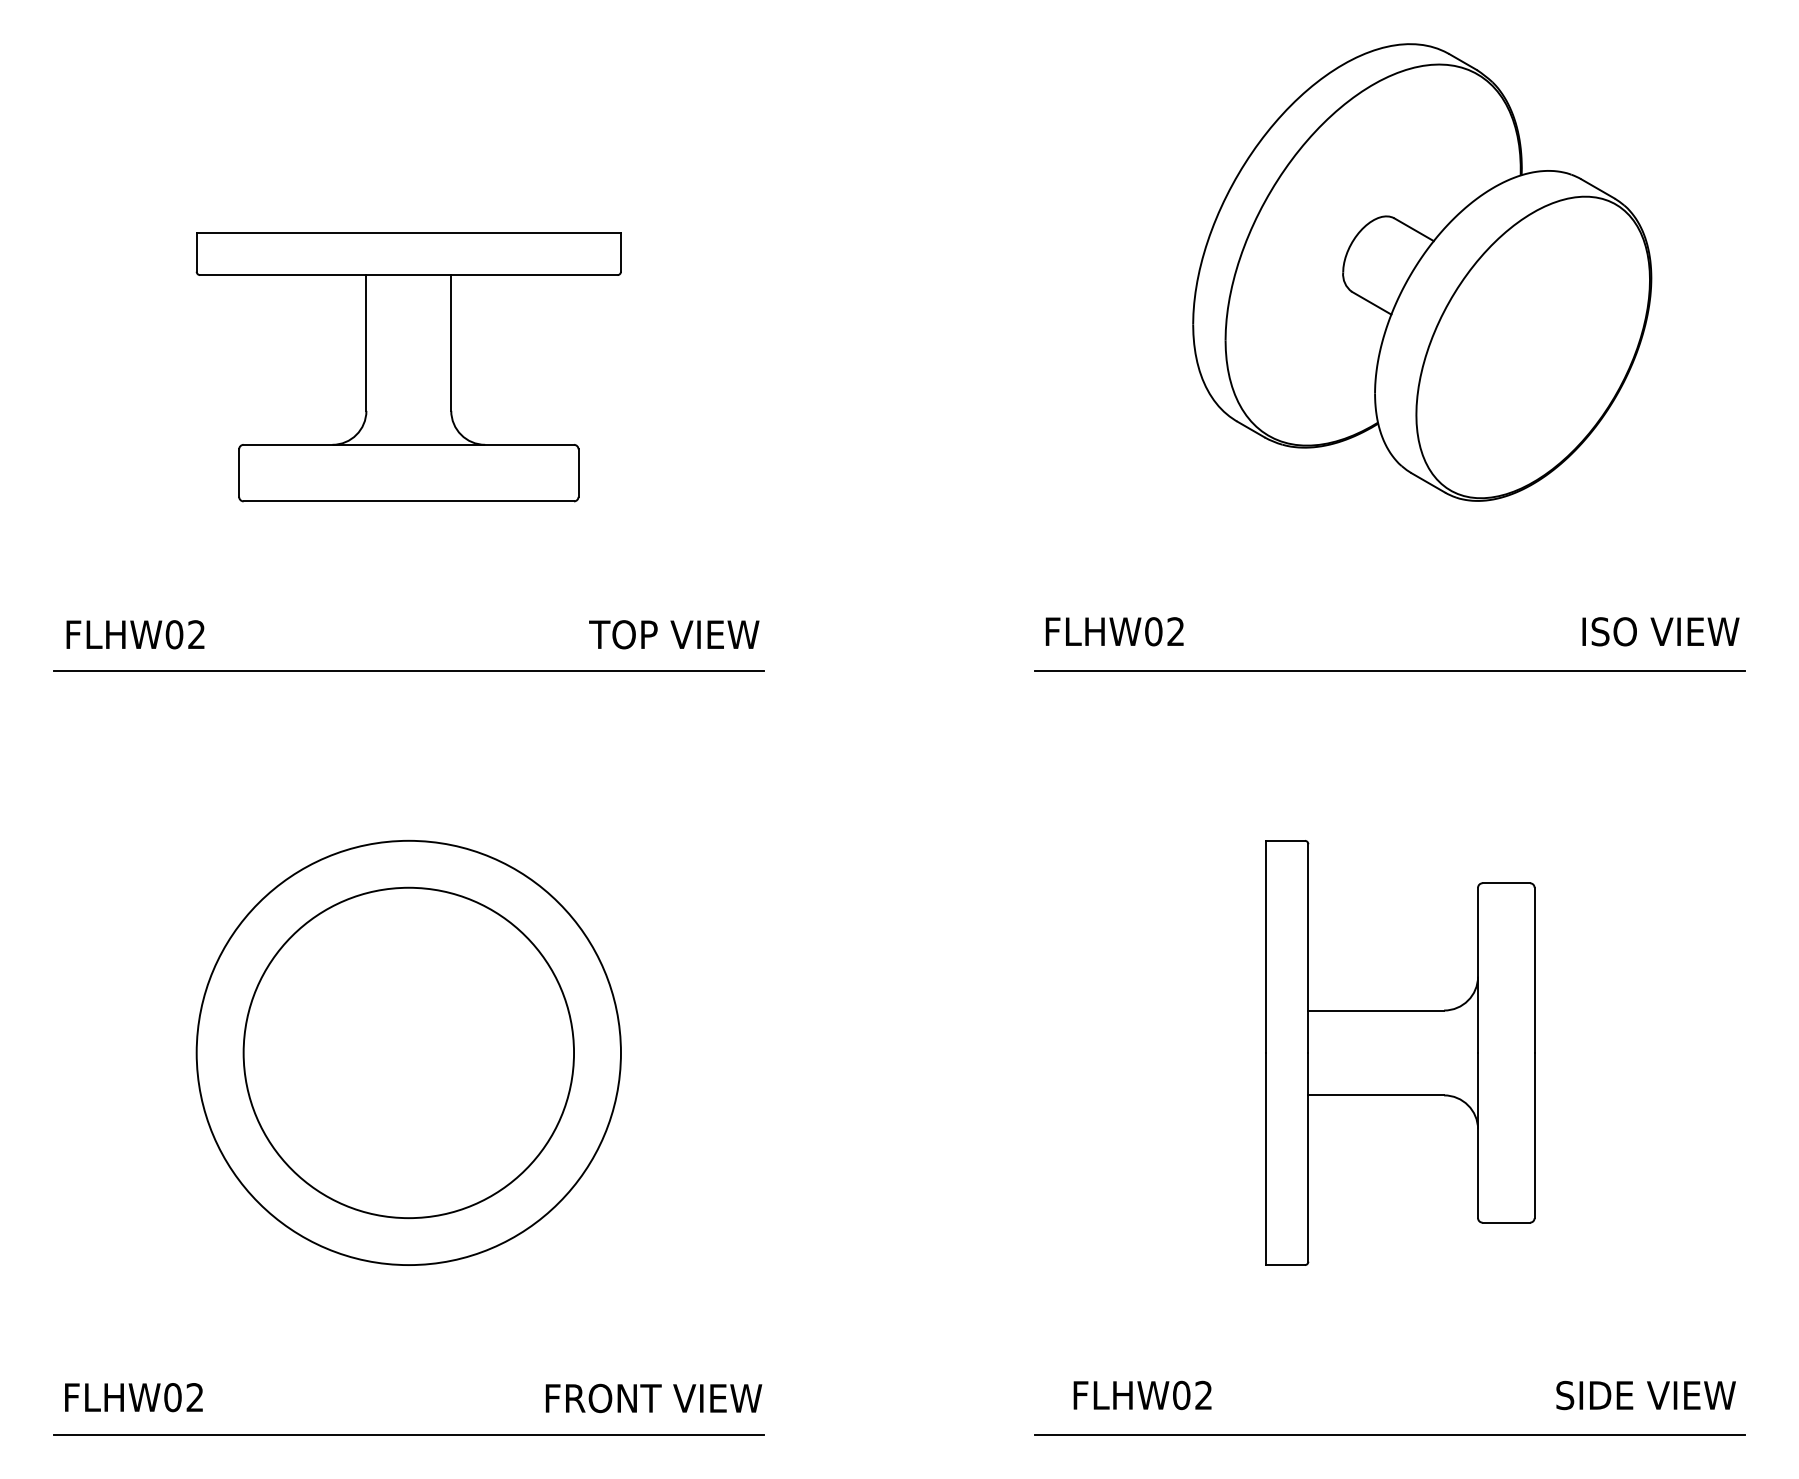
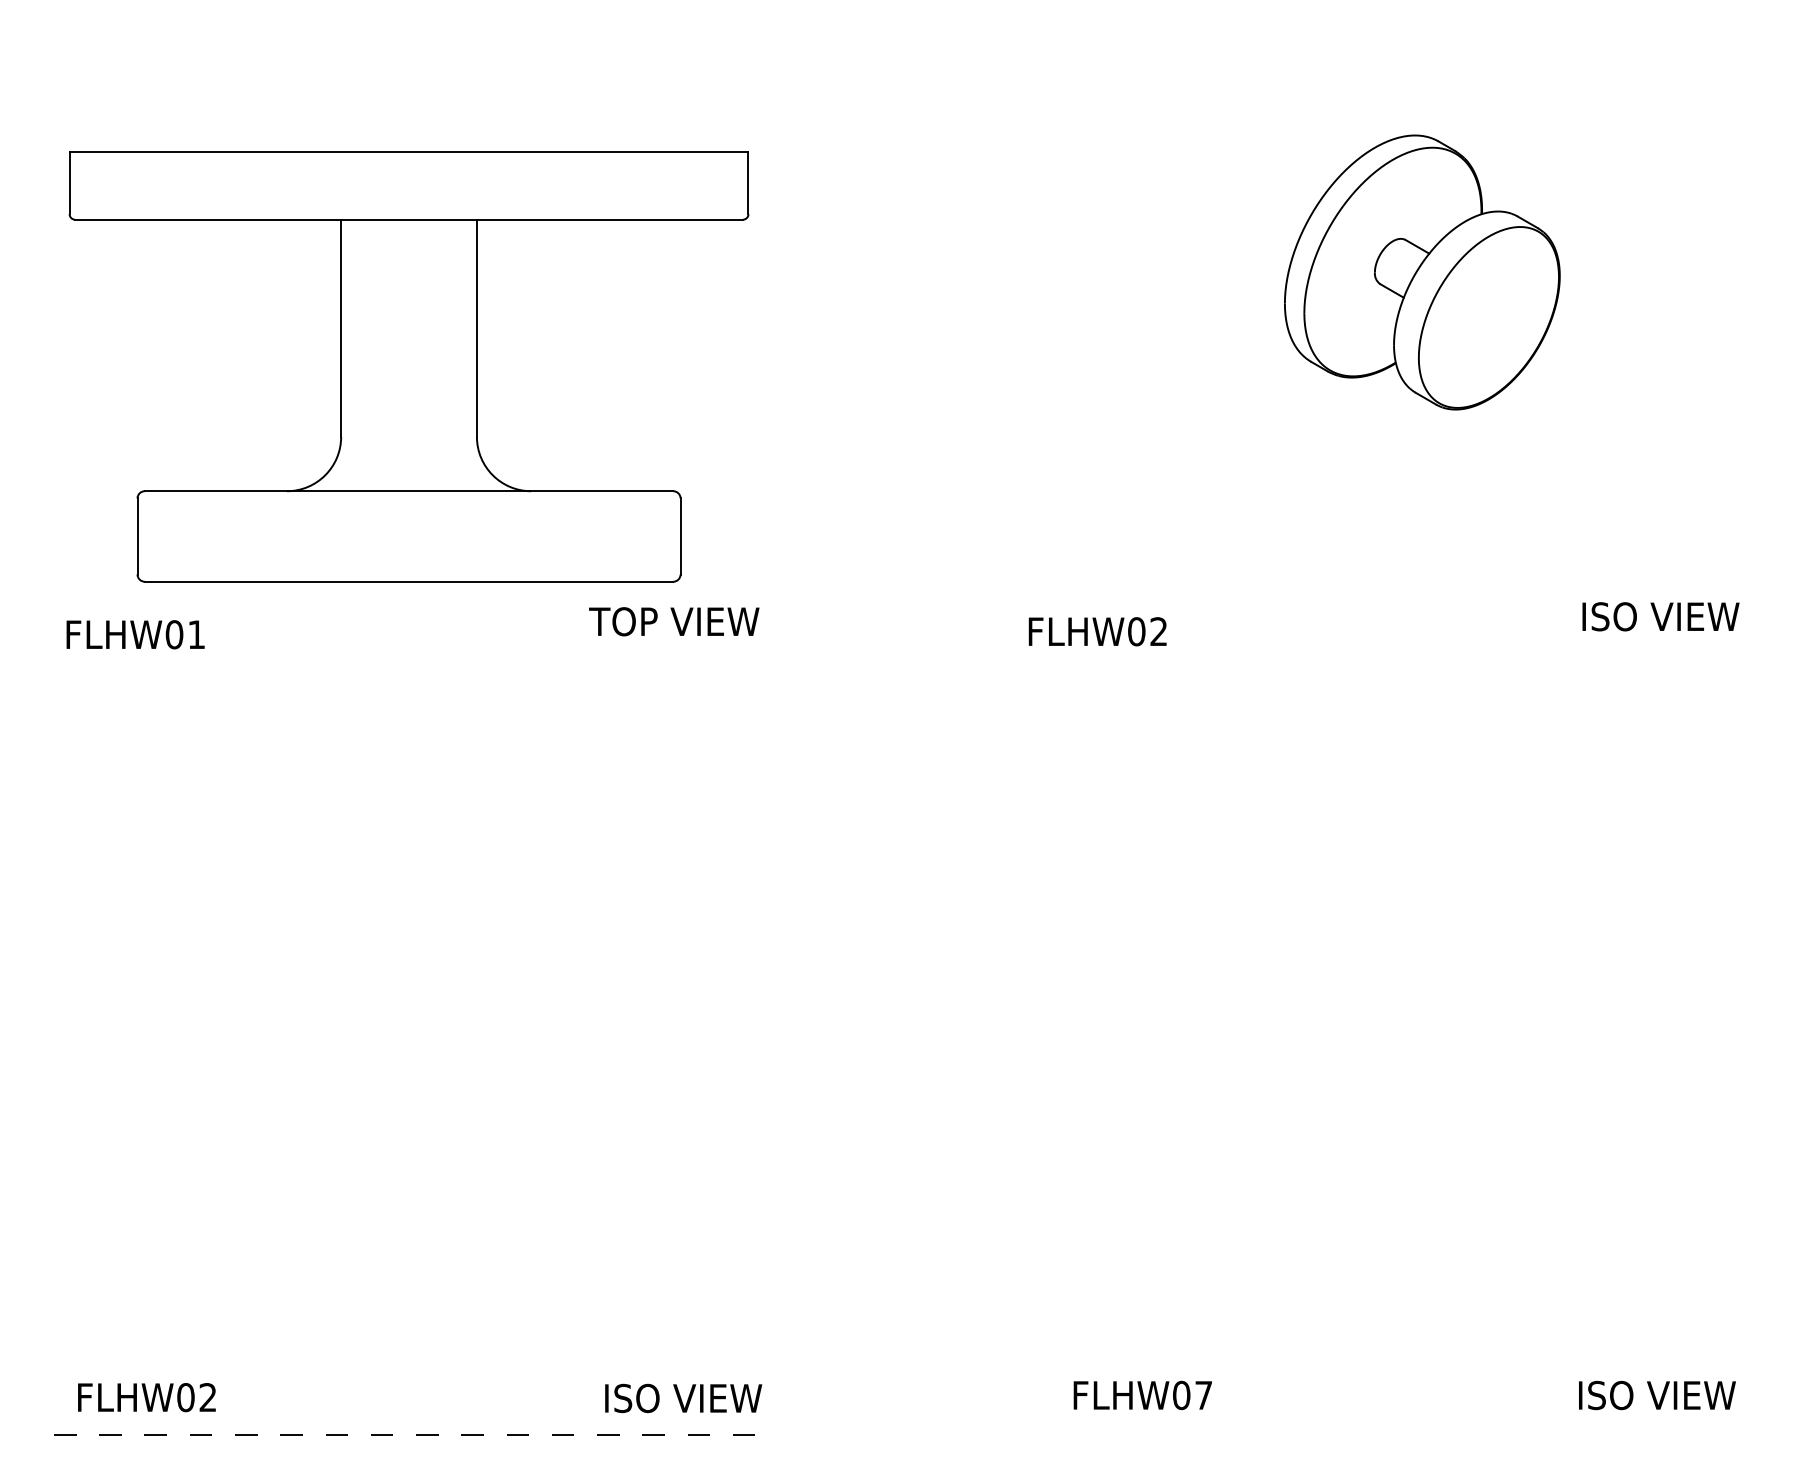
part size: 461x459 px -> 277x277 px (1422, 272)
part size: 427x271 px -> 682x432 px (408, 366)
text position: (1114, 631) -> (1097, 631) (1097, 631)
text position: (1660, 631) -> (1660, 616) (1660, 616)
text: FLHW02 -> FLHW01 (196, 634)
text position: (674, 634) -> (674, 621) (674, 621)
line: present -> none (408, 671)
line: present -> none (1390, 671)
part: present -> none (408, 1052)
part: present -> none (1400, 1052)
text: FLHW02 -> FLHW07 (1203, 1394)
text: SIDE VIEW -> ISO VIEW (1594, 1395)
text position: (133, 1397) -> (146, 1397) (146, 1397)
text: FRONT VIEW -> ISO VIEW (603, 1398)
line: solid -> dashed (408, 1434)
line: present -> none (1390, 1434)
